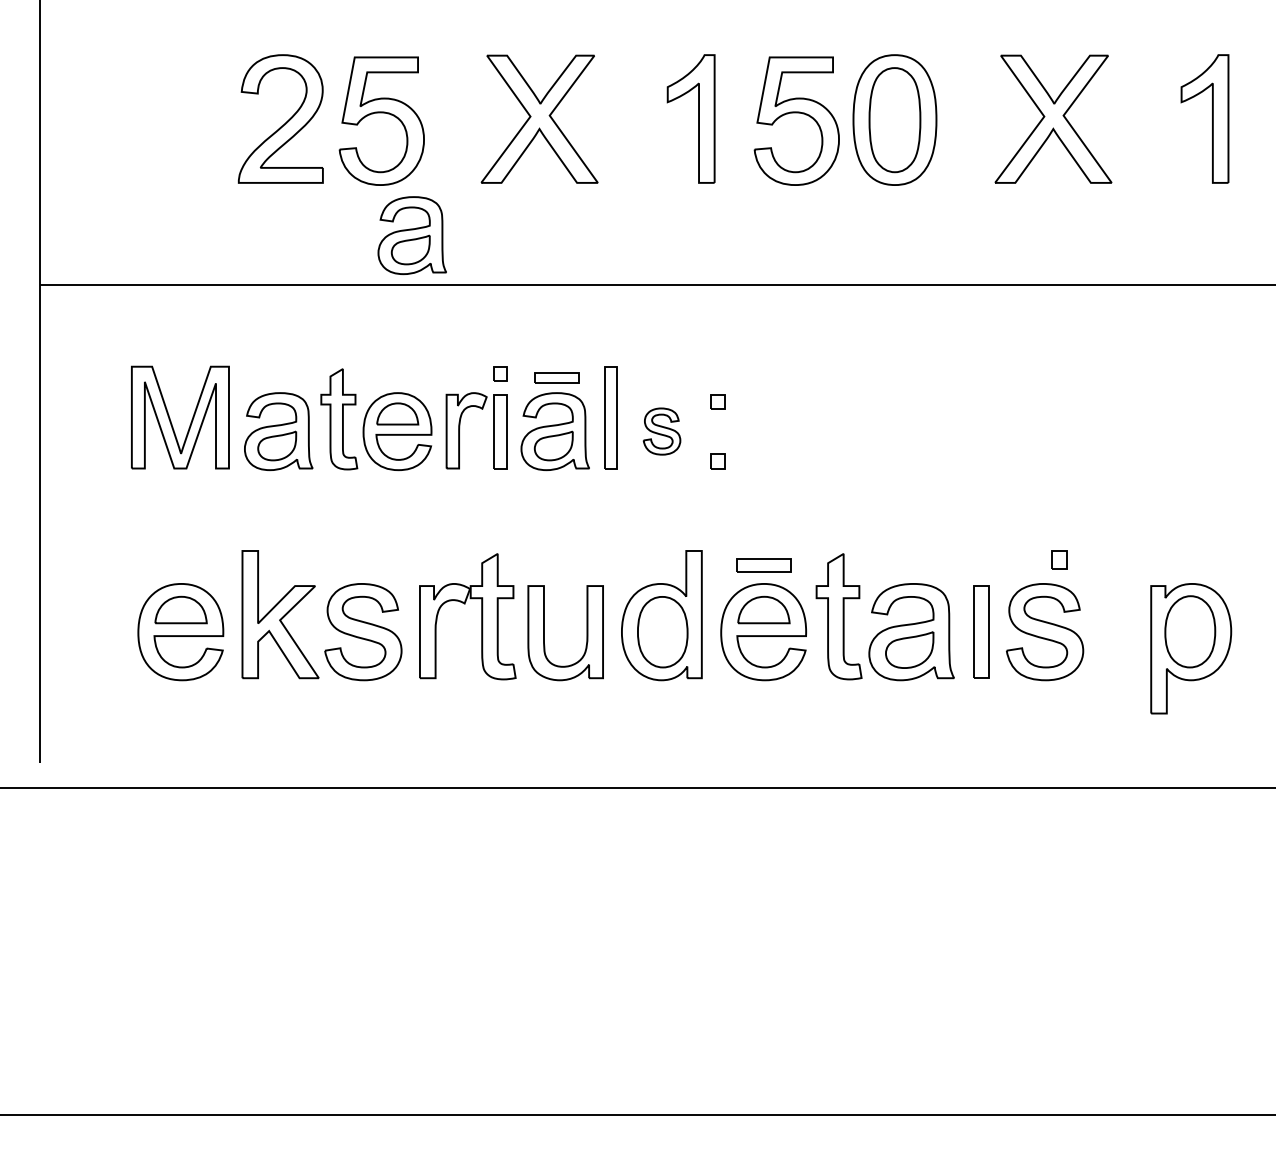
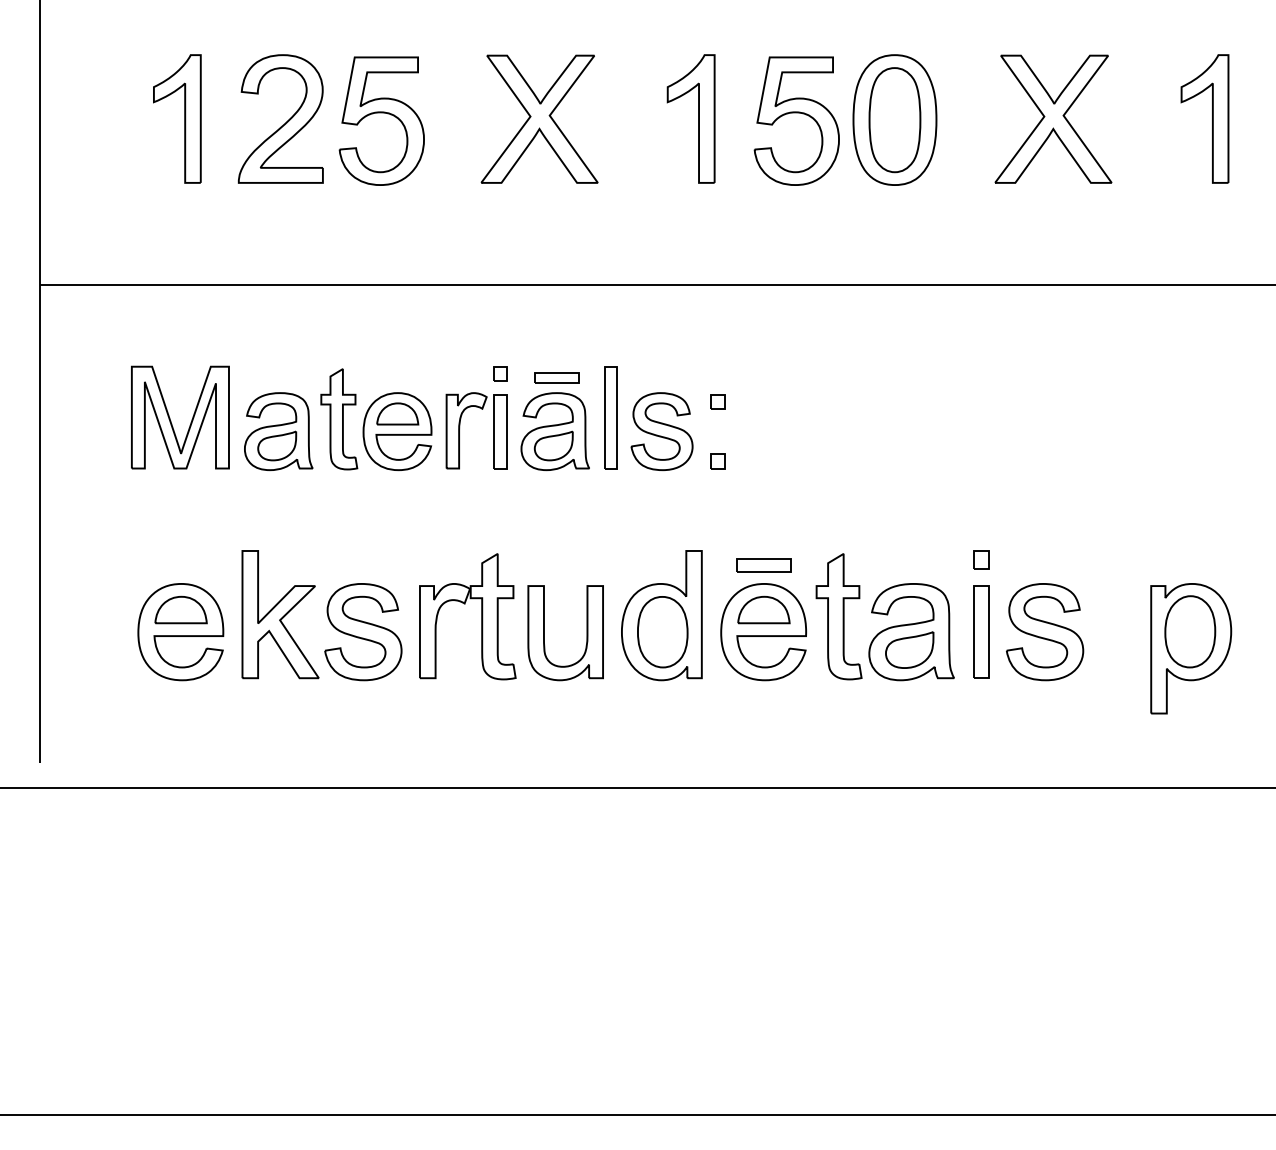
part: none -> present (184, 118)
part: present -> none (411, 235)
part size: 40x49 px -> 64x79 px (661, 431)
part position: (1059, 559) -> (981, 559) (981, 559)
